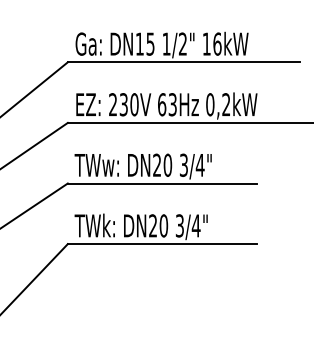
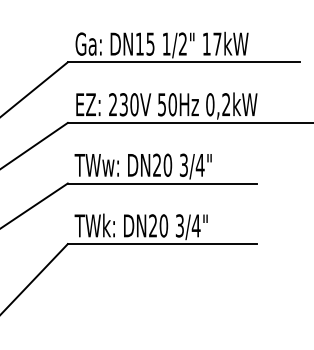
text: 16kW -> 17kW (217, 43)
text: 63Hz -> 50Hz (167, 104)
